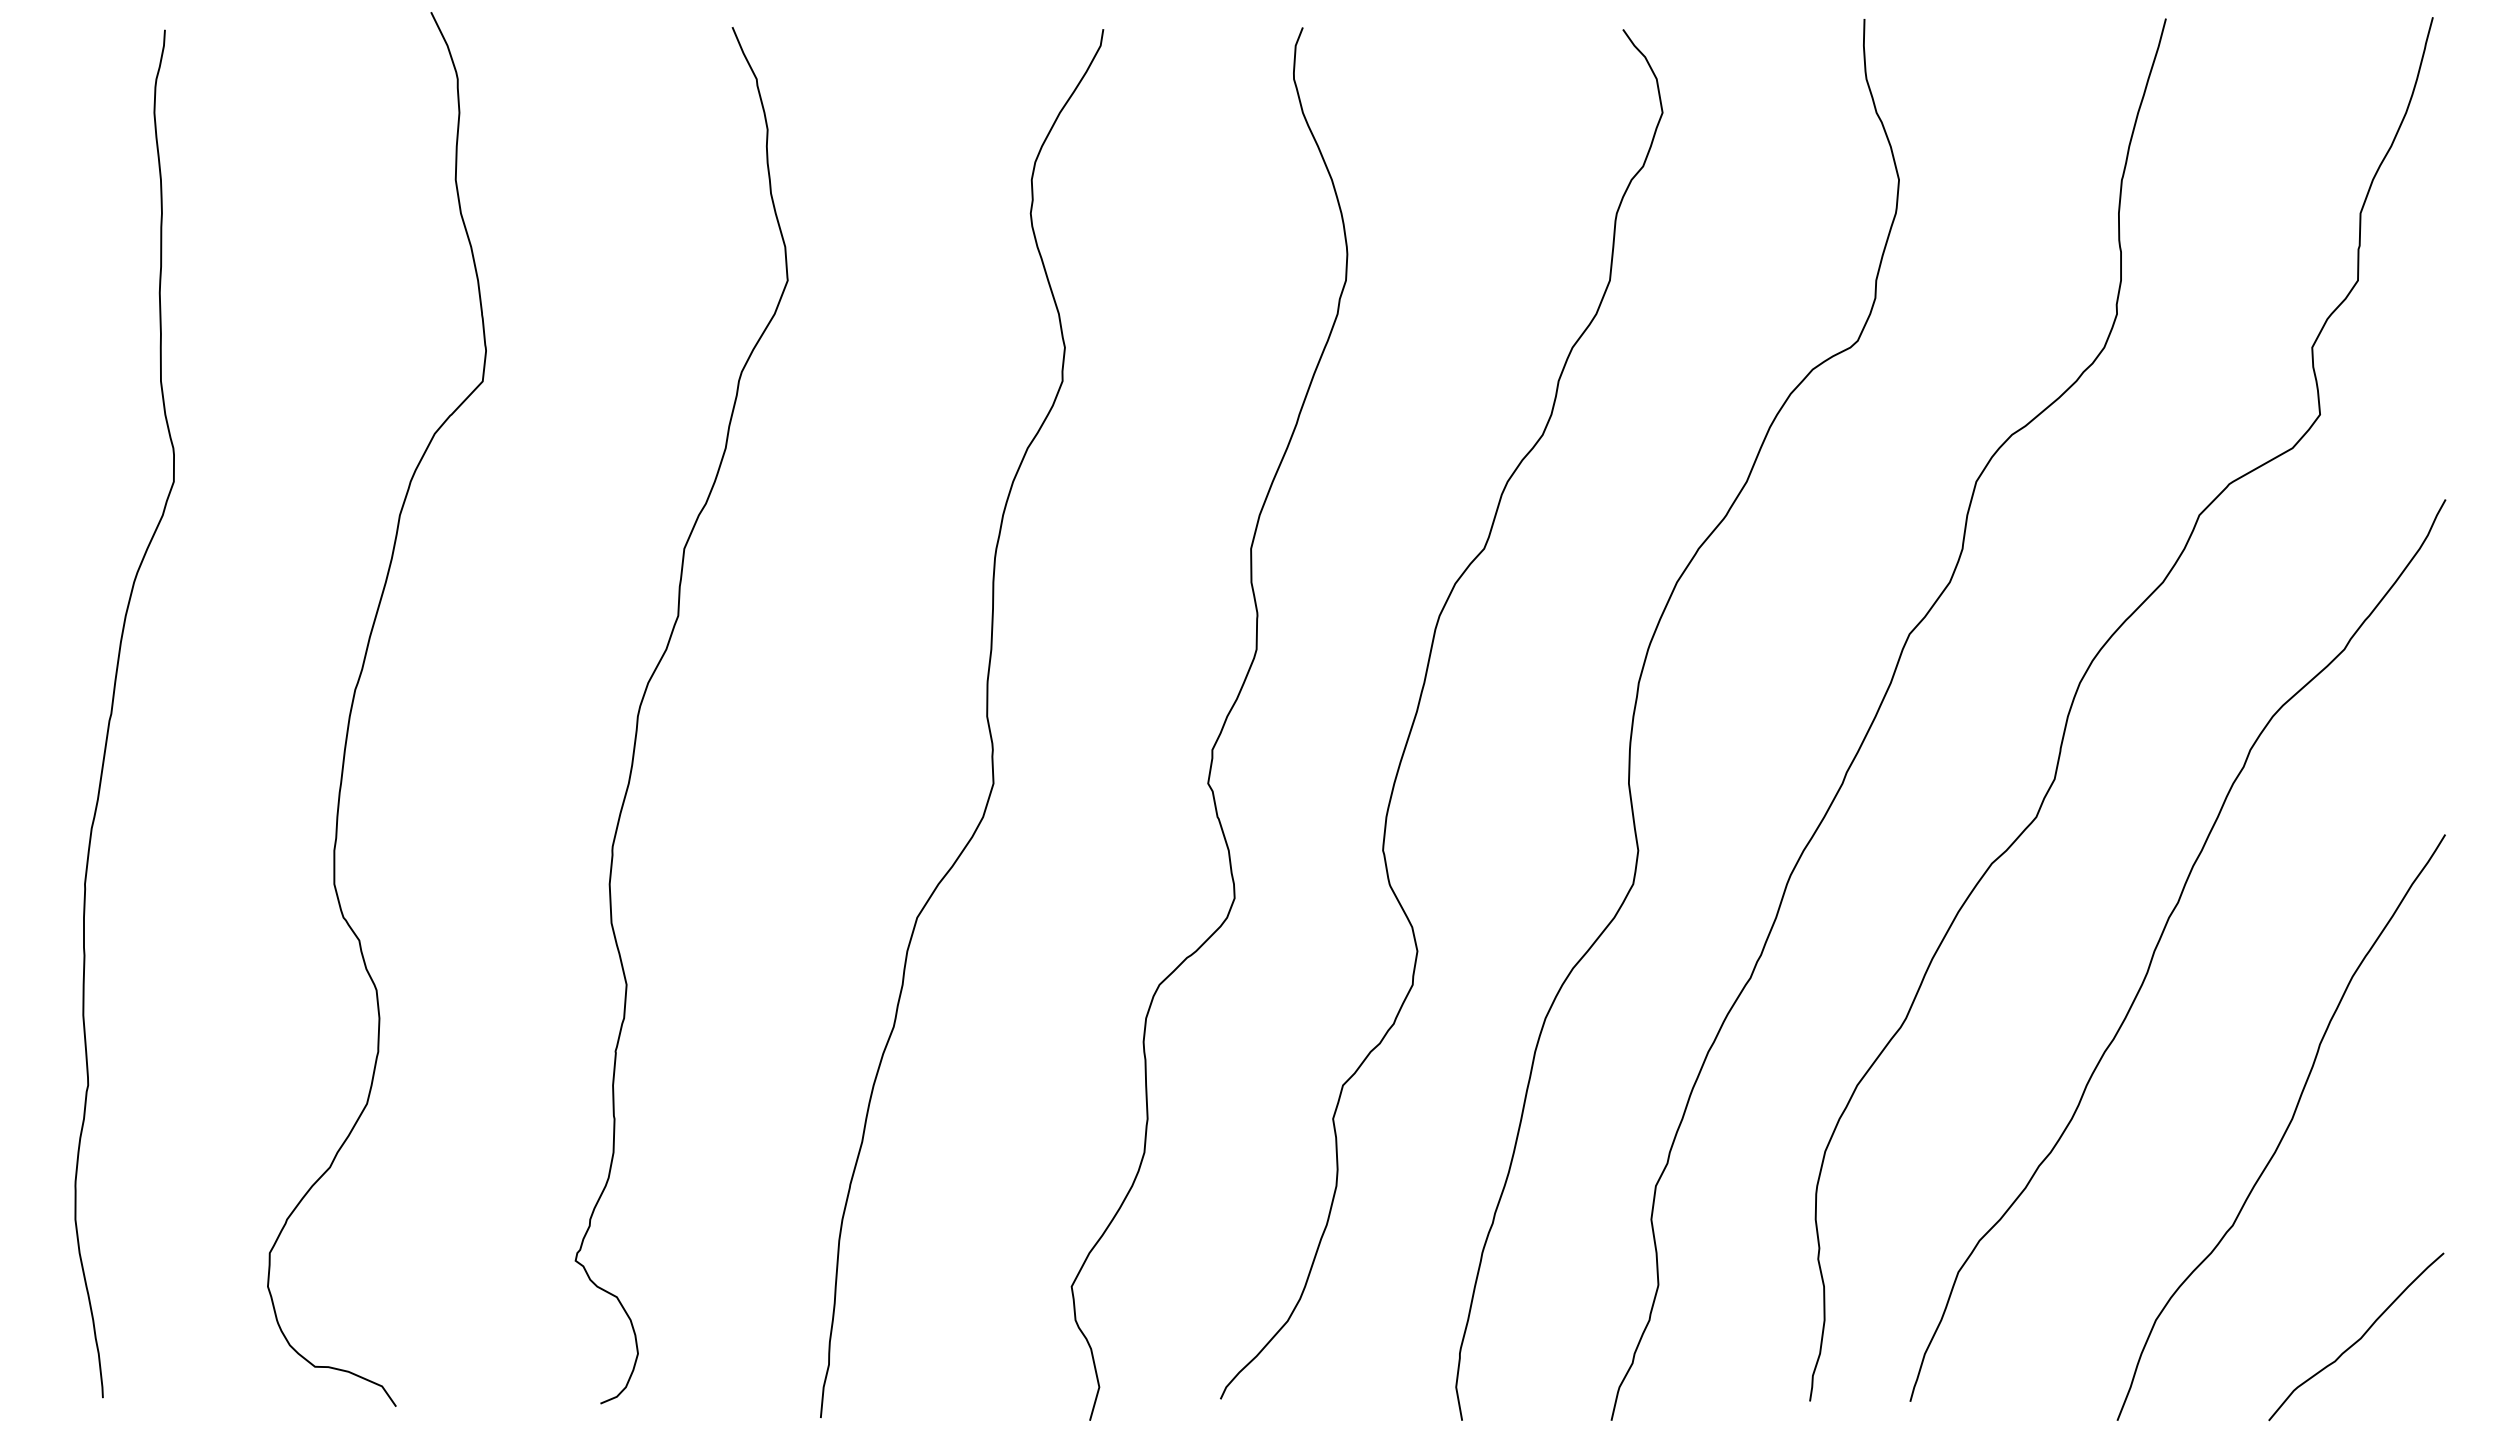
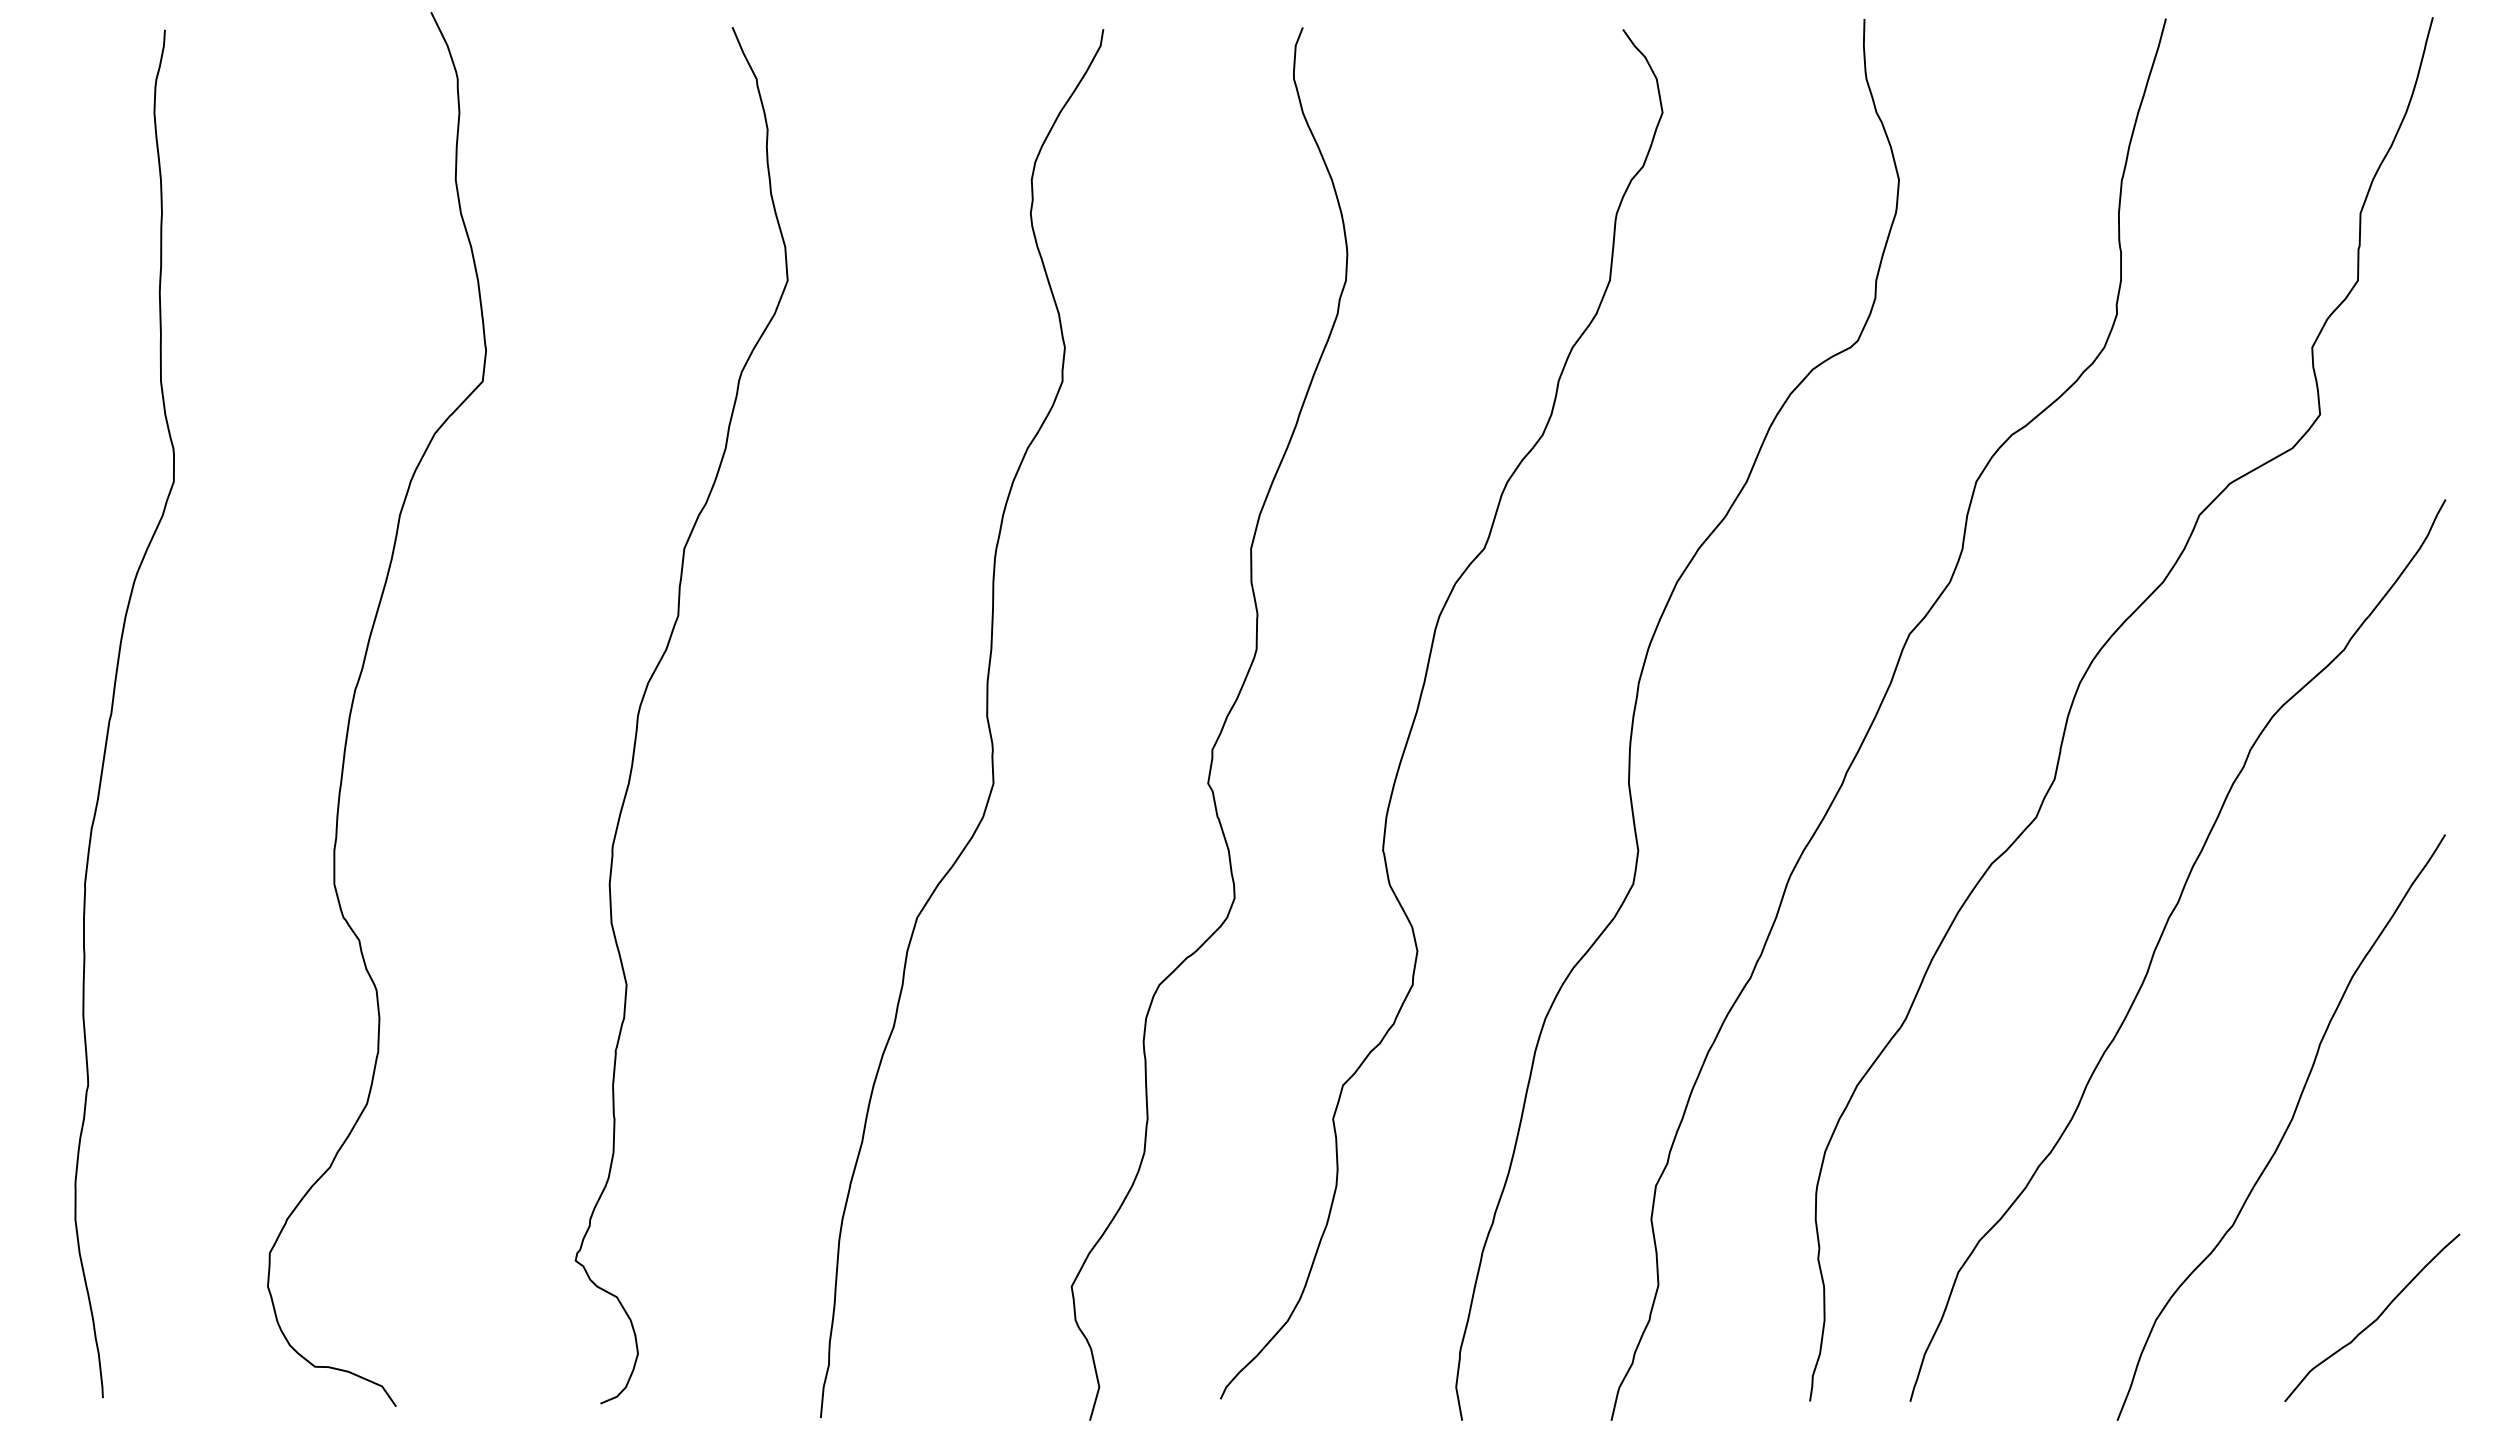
curve position: (2359, 1338) -> (2375, 1319) (2375, 1319)
